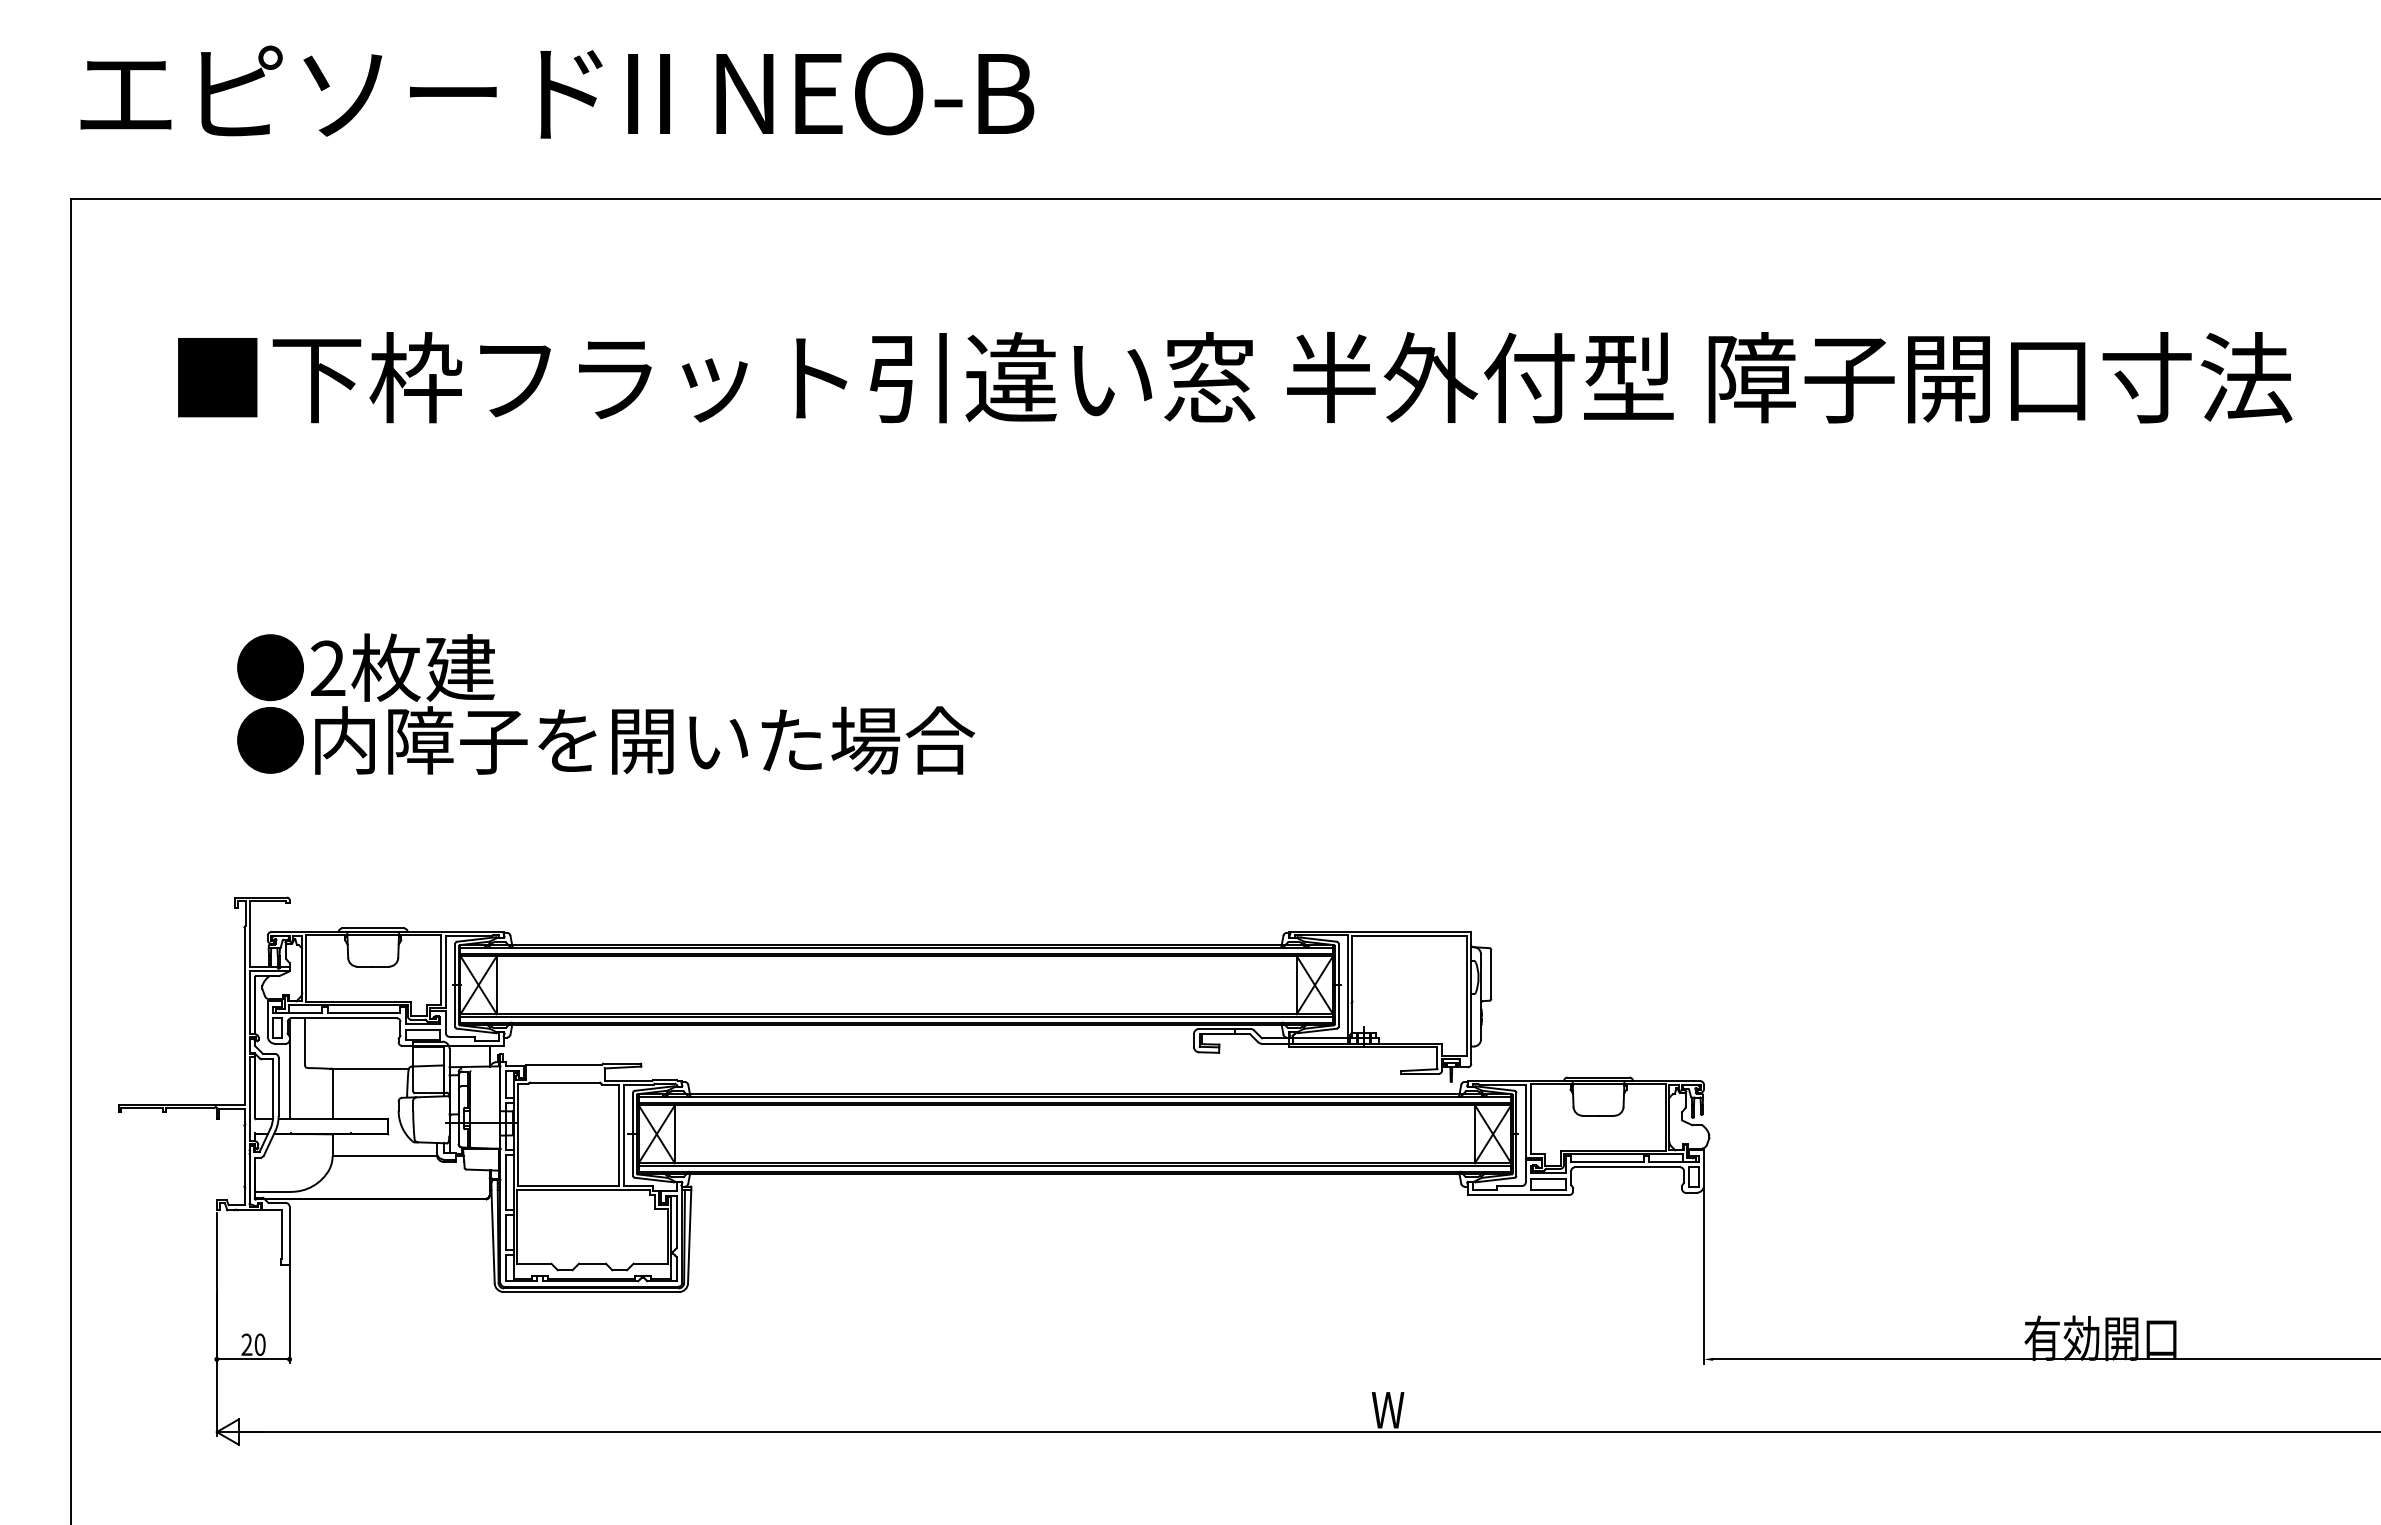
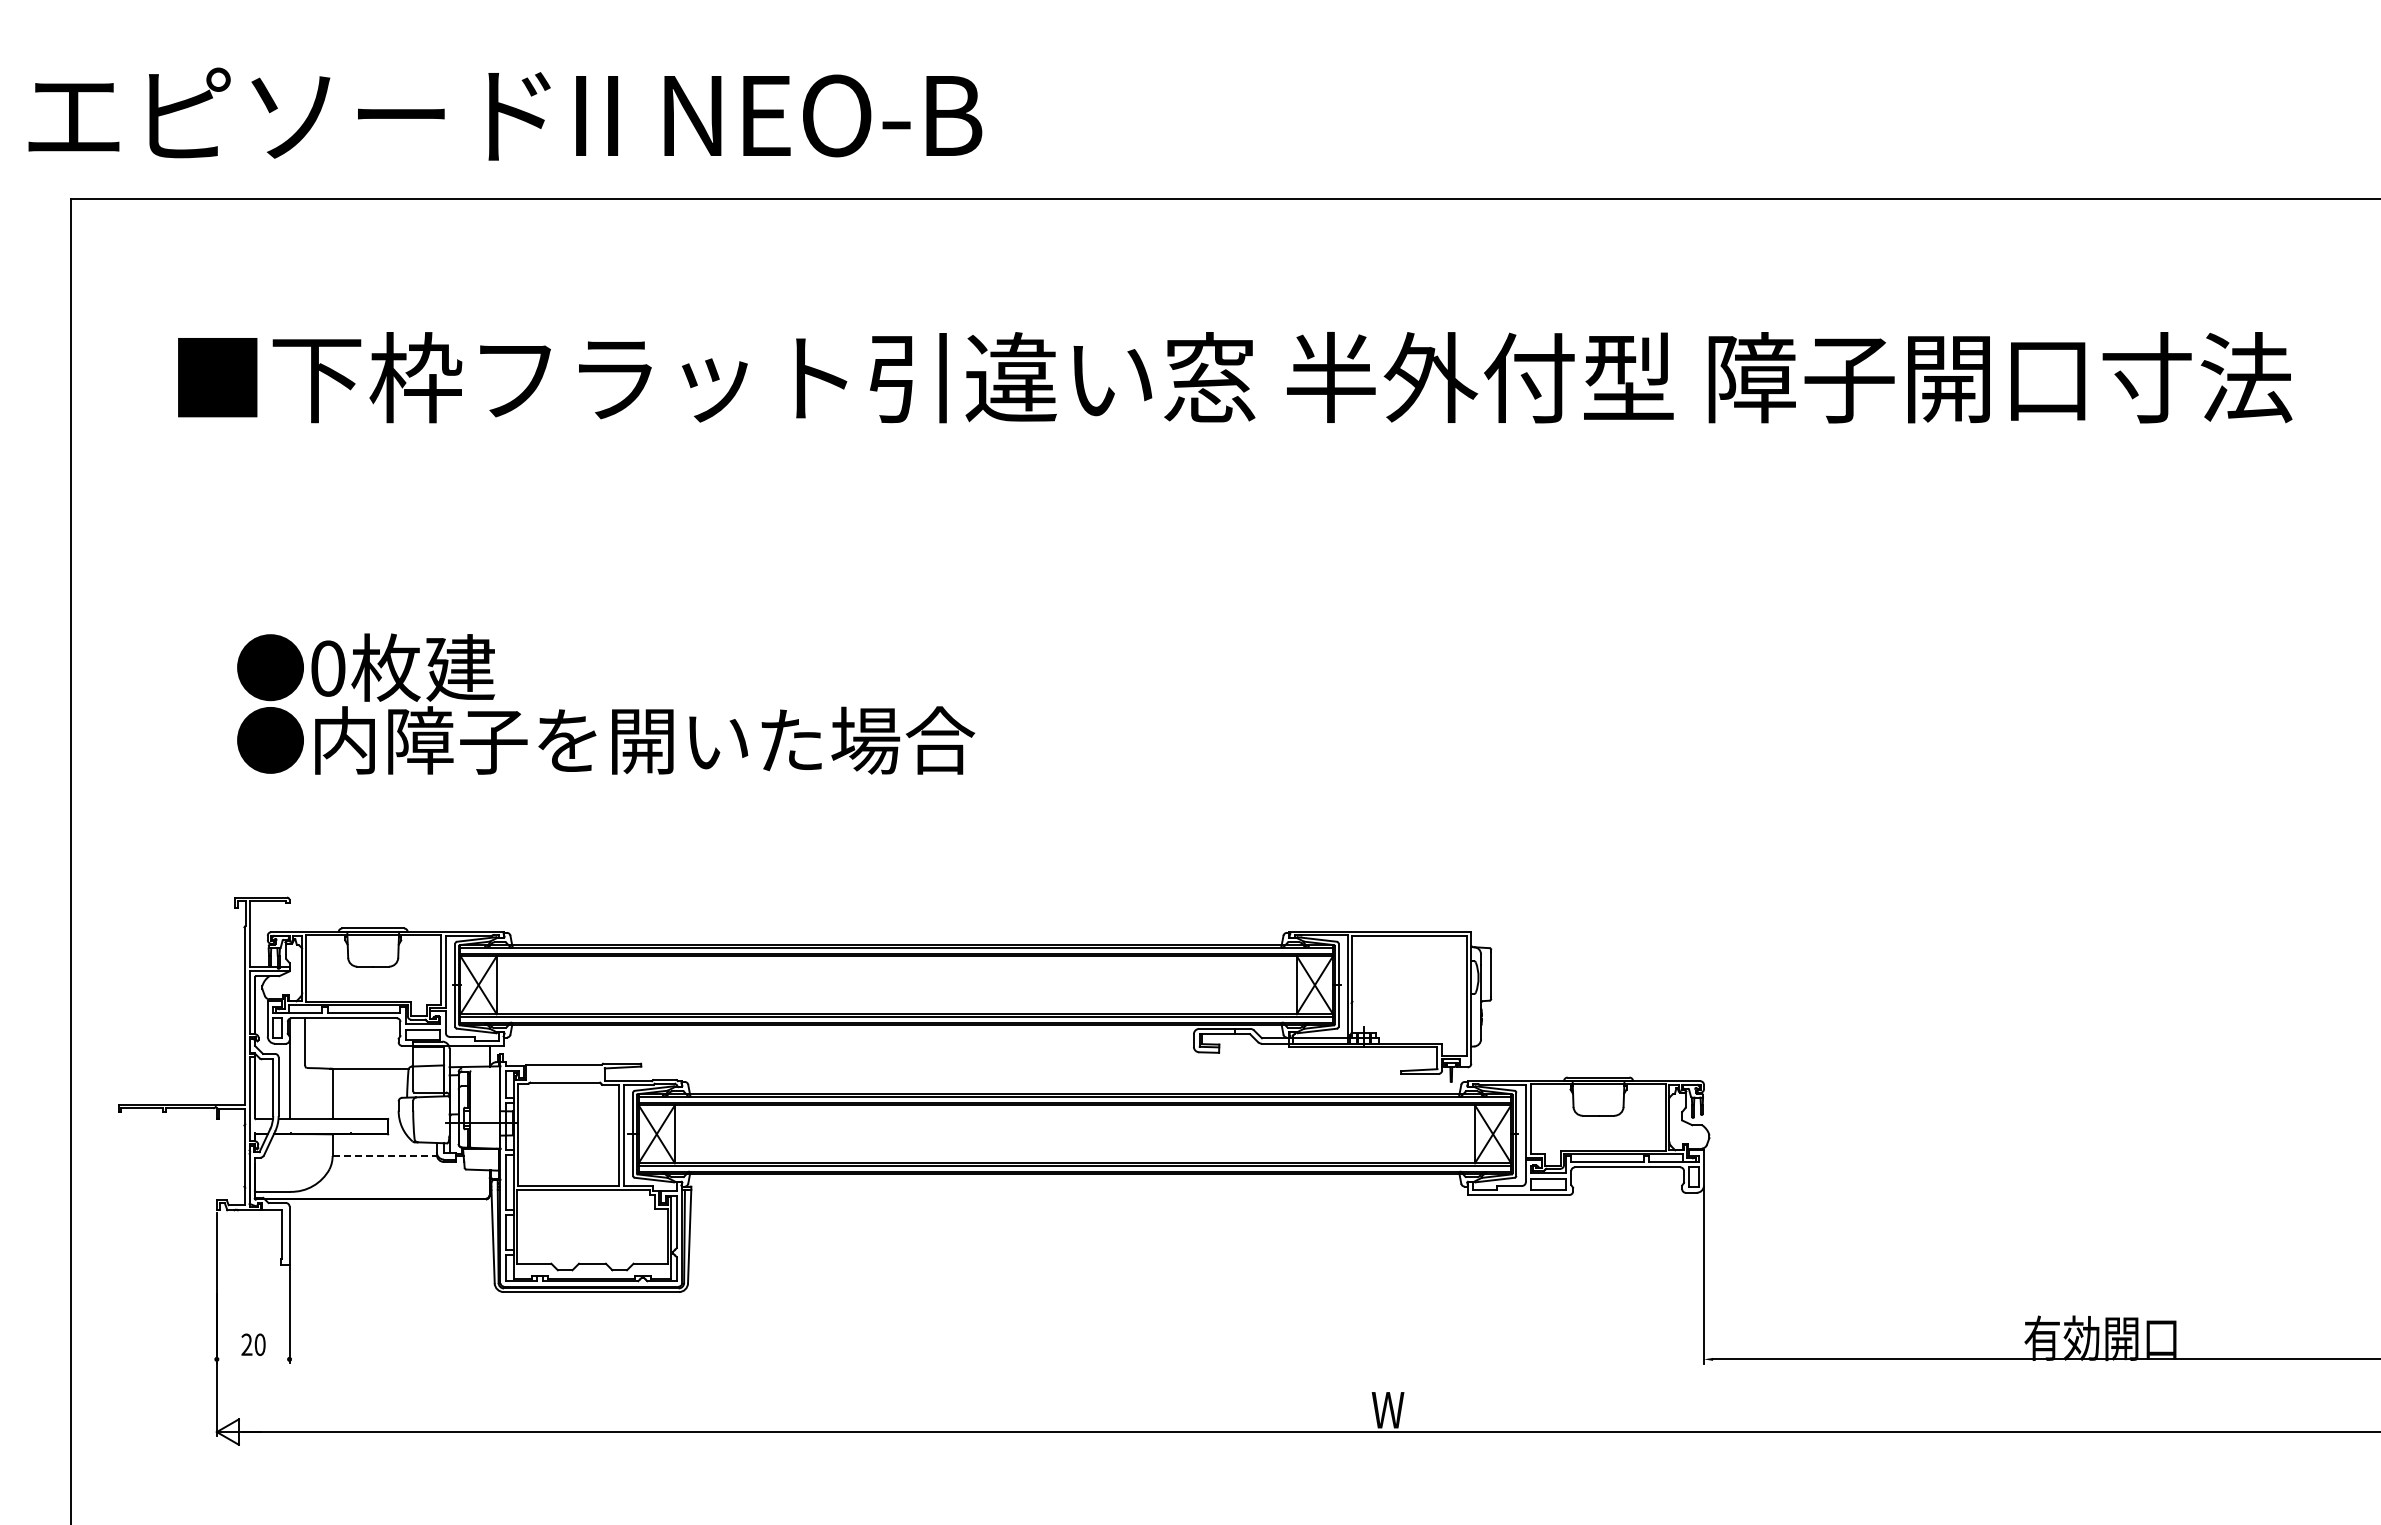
text position: (557, 91) -> (505, 113) (505, 113)
text: 2 -> 0 (328, 668)
line: solid -> dashed (385, 1156)
line: present -> none (252, 1359)
